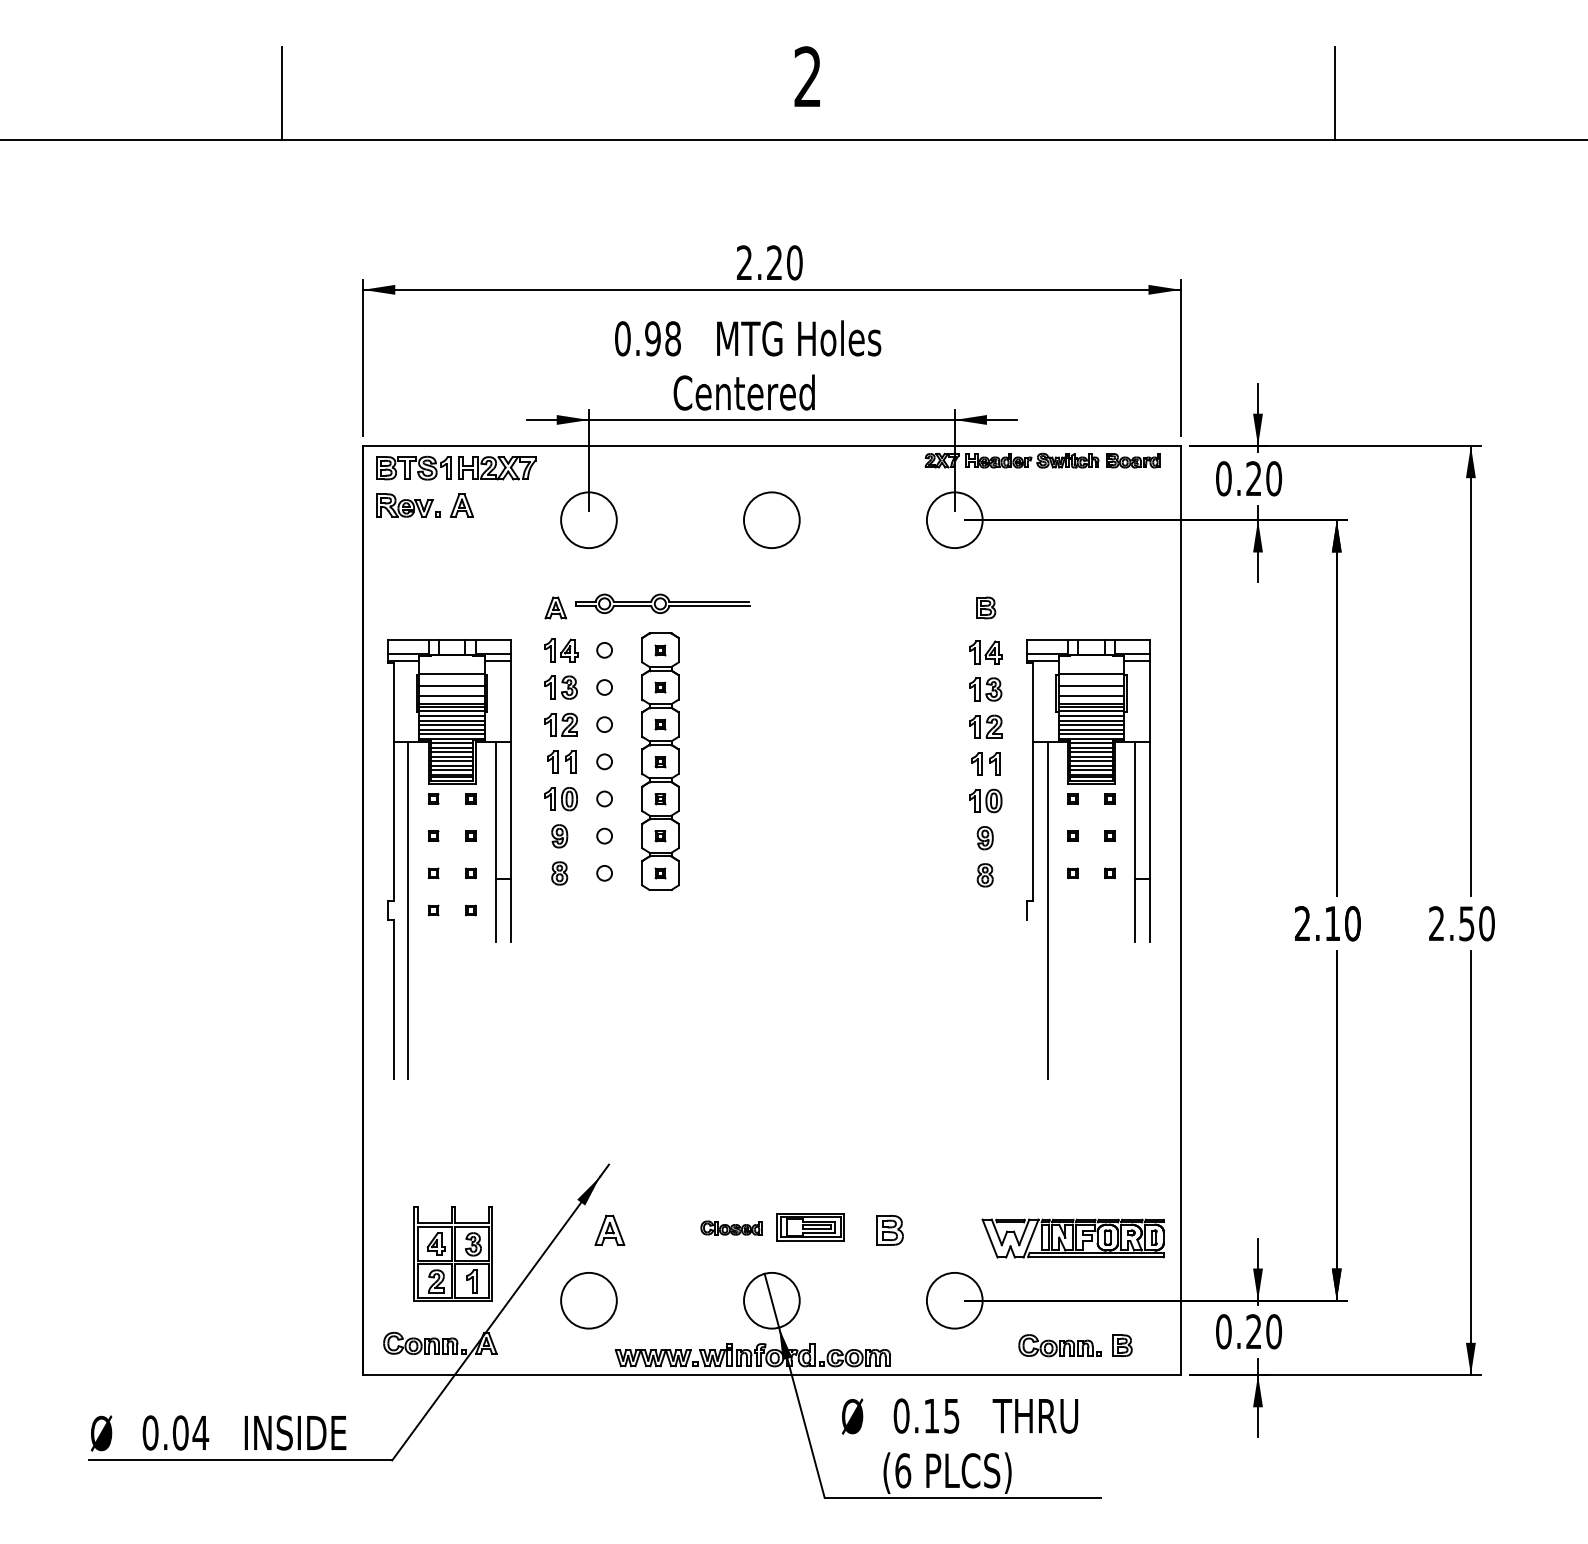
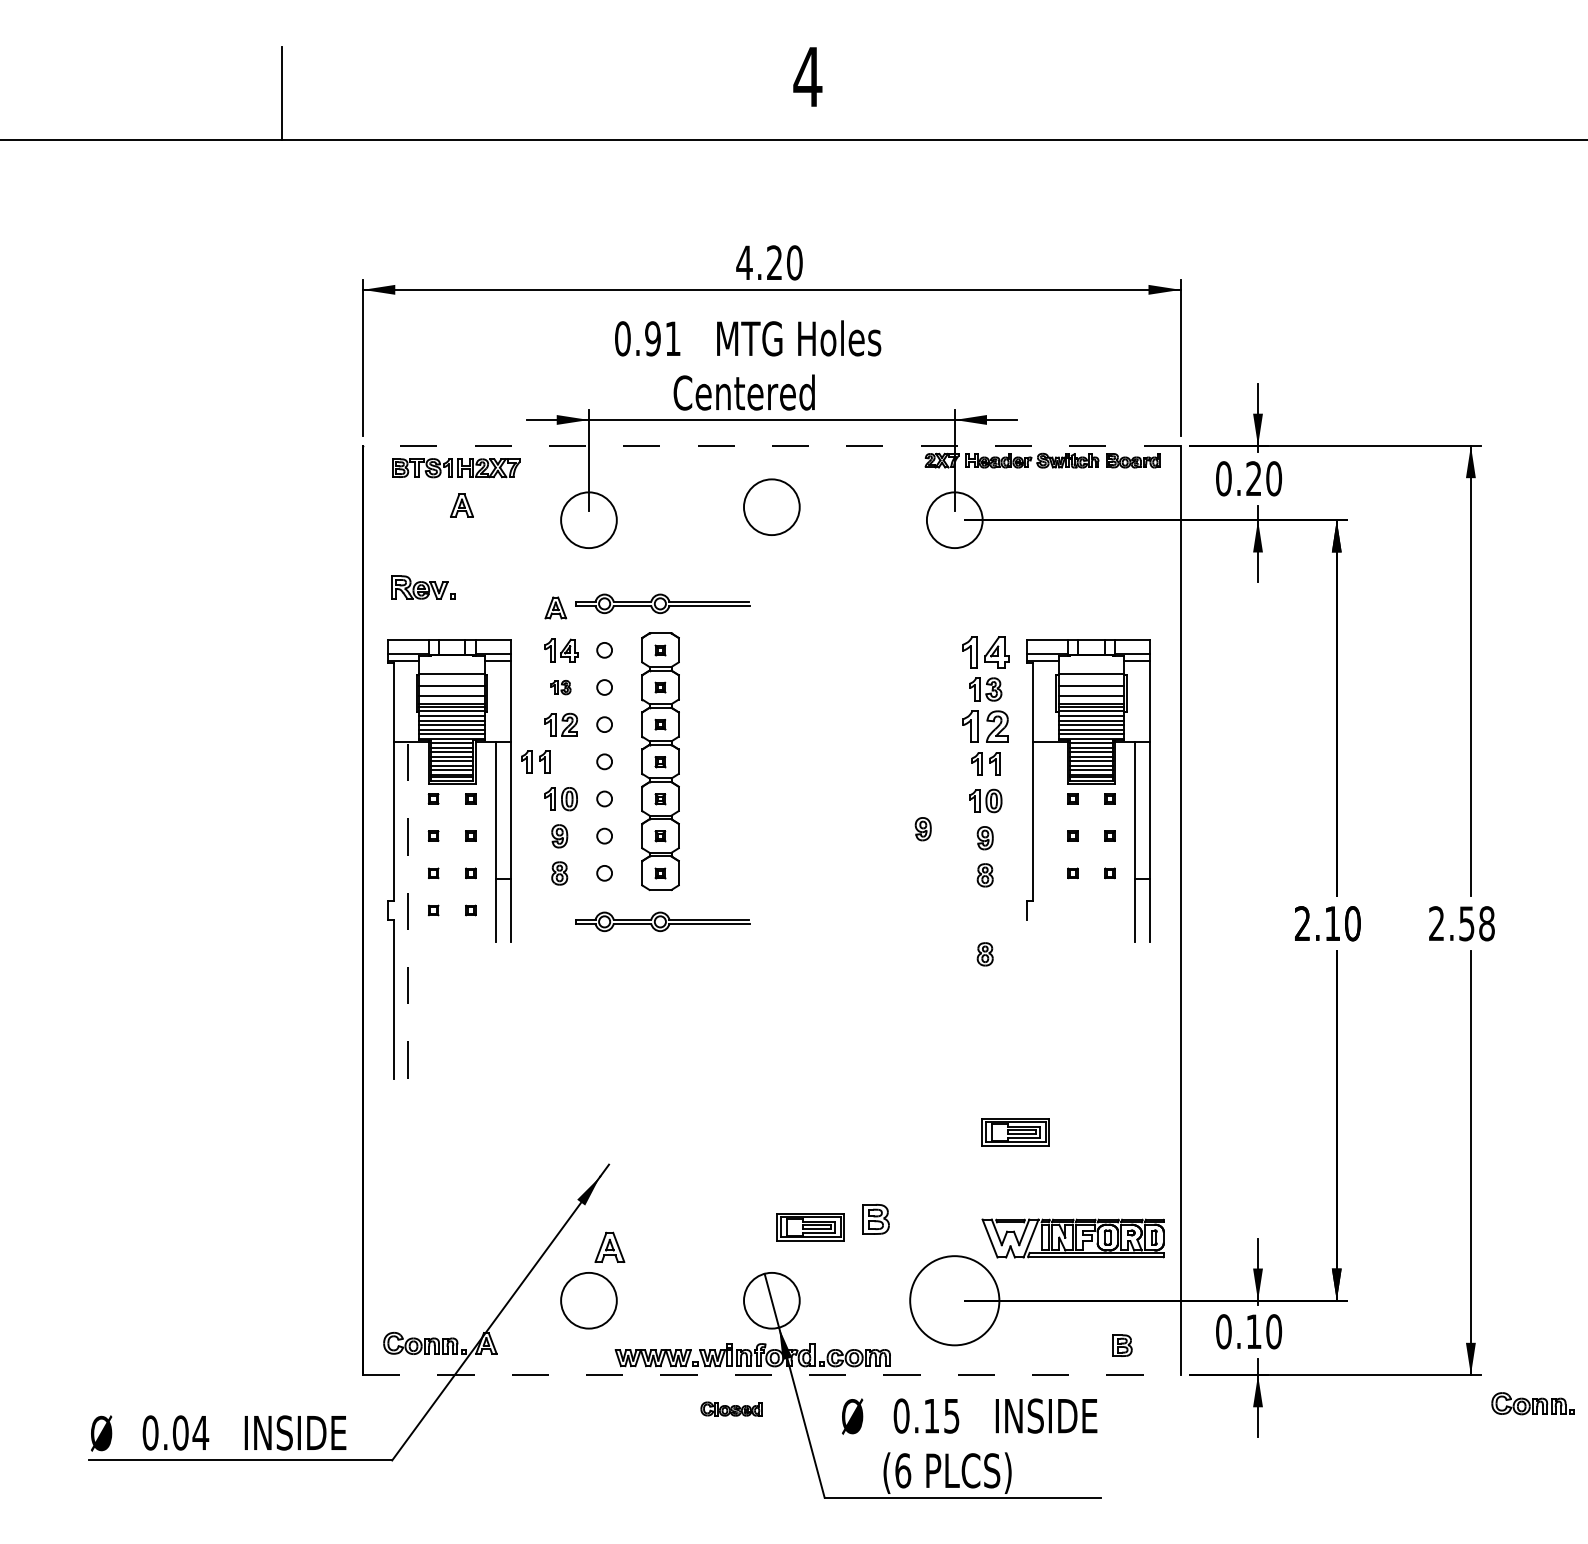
text: 2 -> 4 (807, 76)
line: present -> none (1335, 92)
text: 2.20 -> 4.20 (744, 262)
text: 0.98 -> 0.91 (672, 338)
line: solid -> dashed (771, 445)
part size: 161x26 px -> 129x21 px (456, 468)
part position: (408, 505) -> (423, 587) (423, 587)
circle position: (771, 519) -> (771, 506) (771, 506)
part: present -> none (986, 607)
part size: 34x25 px -> 48x33 px (985, 652)
part size: 34x25 px -> 22x16 px (560, 687)
part size: 34x25 px -> 47x33 px (985, 726)
part position: (561, 761) -> (535, 761) (535, 761)
part: none -> present (922, 829)
line: solid -> dashed (408, 910)
line: present -> none (1047, 910)
part: none -> present (662, 921)
text: 2.50 -> 2.58 (1486, 923)
part: none -> present (984, 954)
part: none -> present (1015, 1132)
part position: (731, 1227) -> (731, 1408) (731, 1408)
part position: (609, 1229) -> (609, 1246) (609, 1246)
part position: (889, 1230) -> (875, 1219) (875, 1219)
part: present -> none (452, 1253)
circle diameter: 56 px -> 89 px (954, 1300)
text: 0.20 -> 0.10 (1253, 1331)
part position: (1059, 1345) -> (1532, 1403) (1532, 1403)
line: solid -> dashed (771, 1375)
text: THRU -> INSIDE (1044, 1415)
